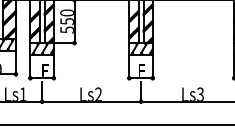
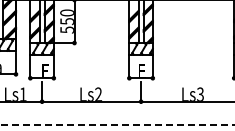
line: solid -> dashed (118, 125)
